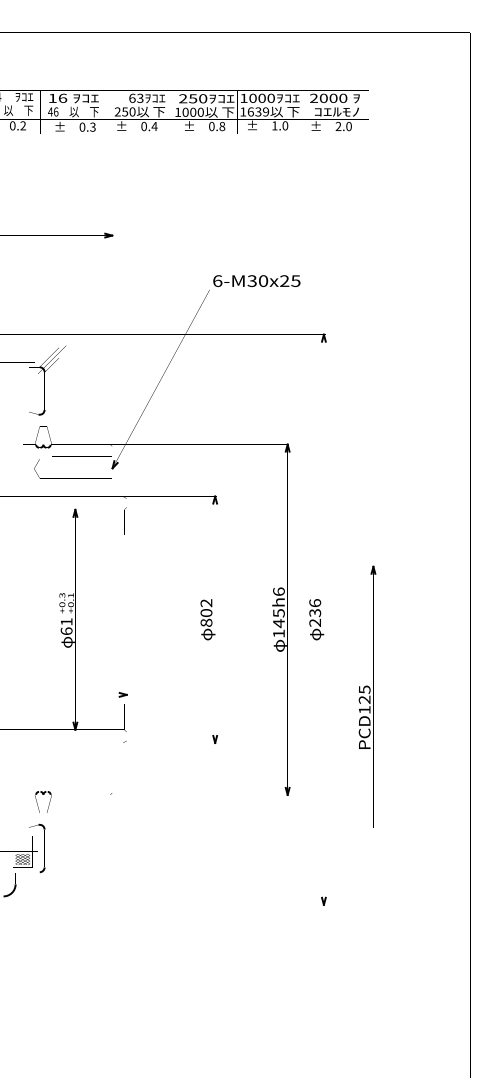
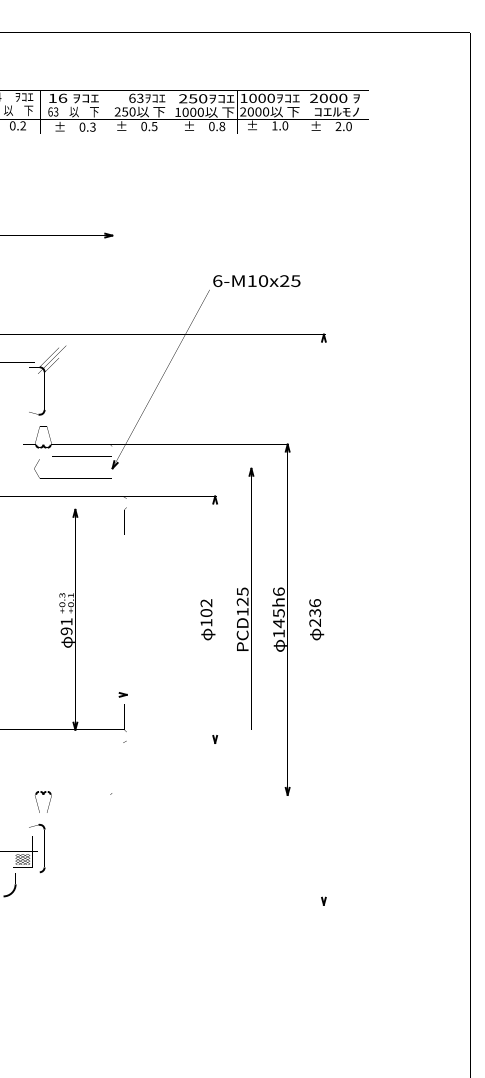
text: 46 -> 63 (53, 111)
text: 1639 -> 2000 (254, 111)
text: 0.4 -> 0.5 (154, 126)
text: 6-M30x25 -> 6-M10x25 (251, 281)
text: 802 -> 102 (206, 622)
text: 61 -> 91 (66, 631)
part position: (367, 696) -> (245, 598) (245, 598)
